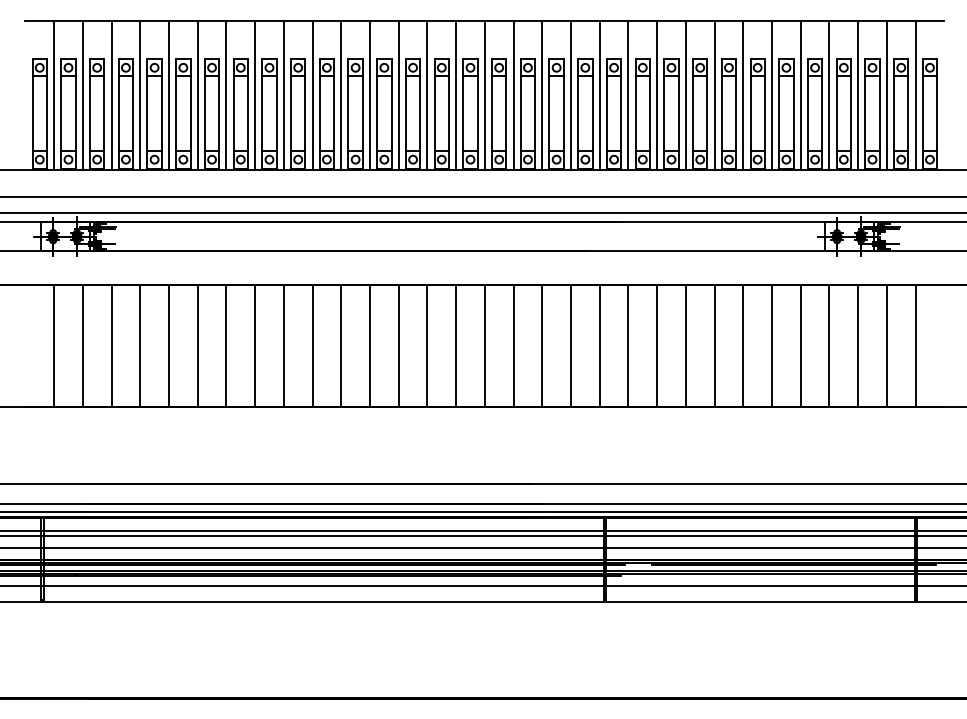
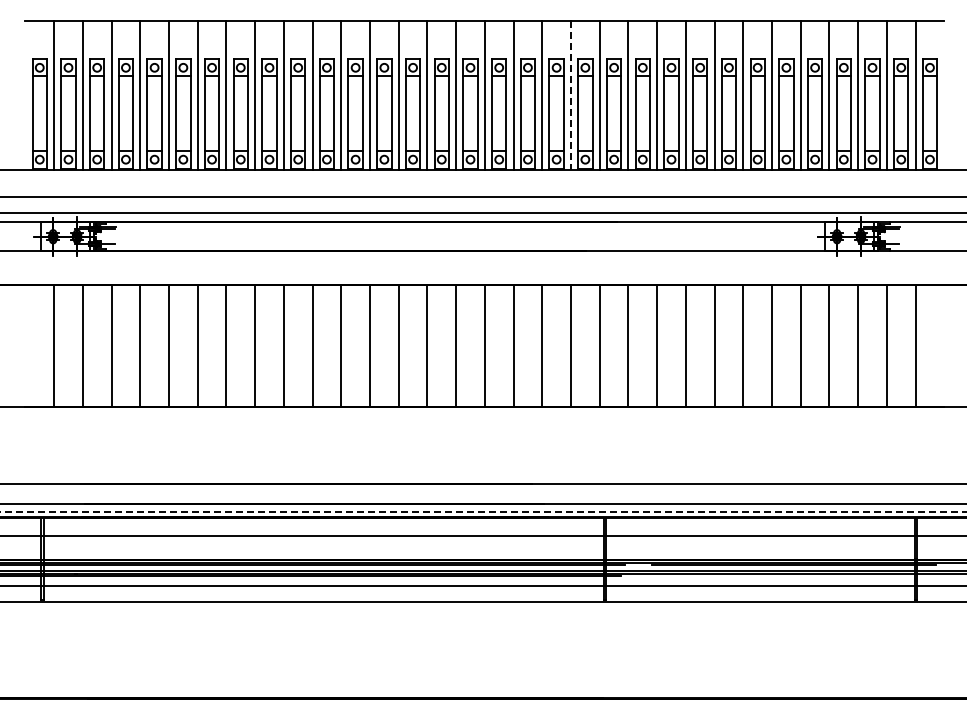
line: solid -> dashed (571, 96)
line: solid -> dashed (484, 511)
line: present -> none (482, 531)
line: present -> none (482, 547)
